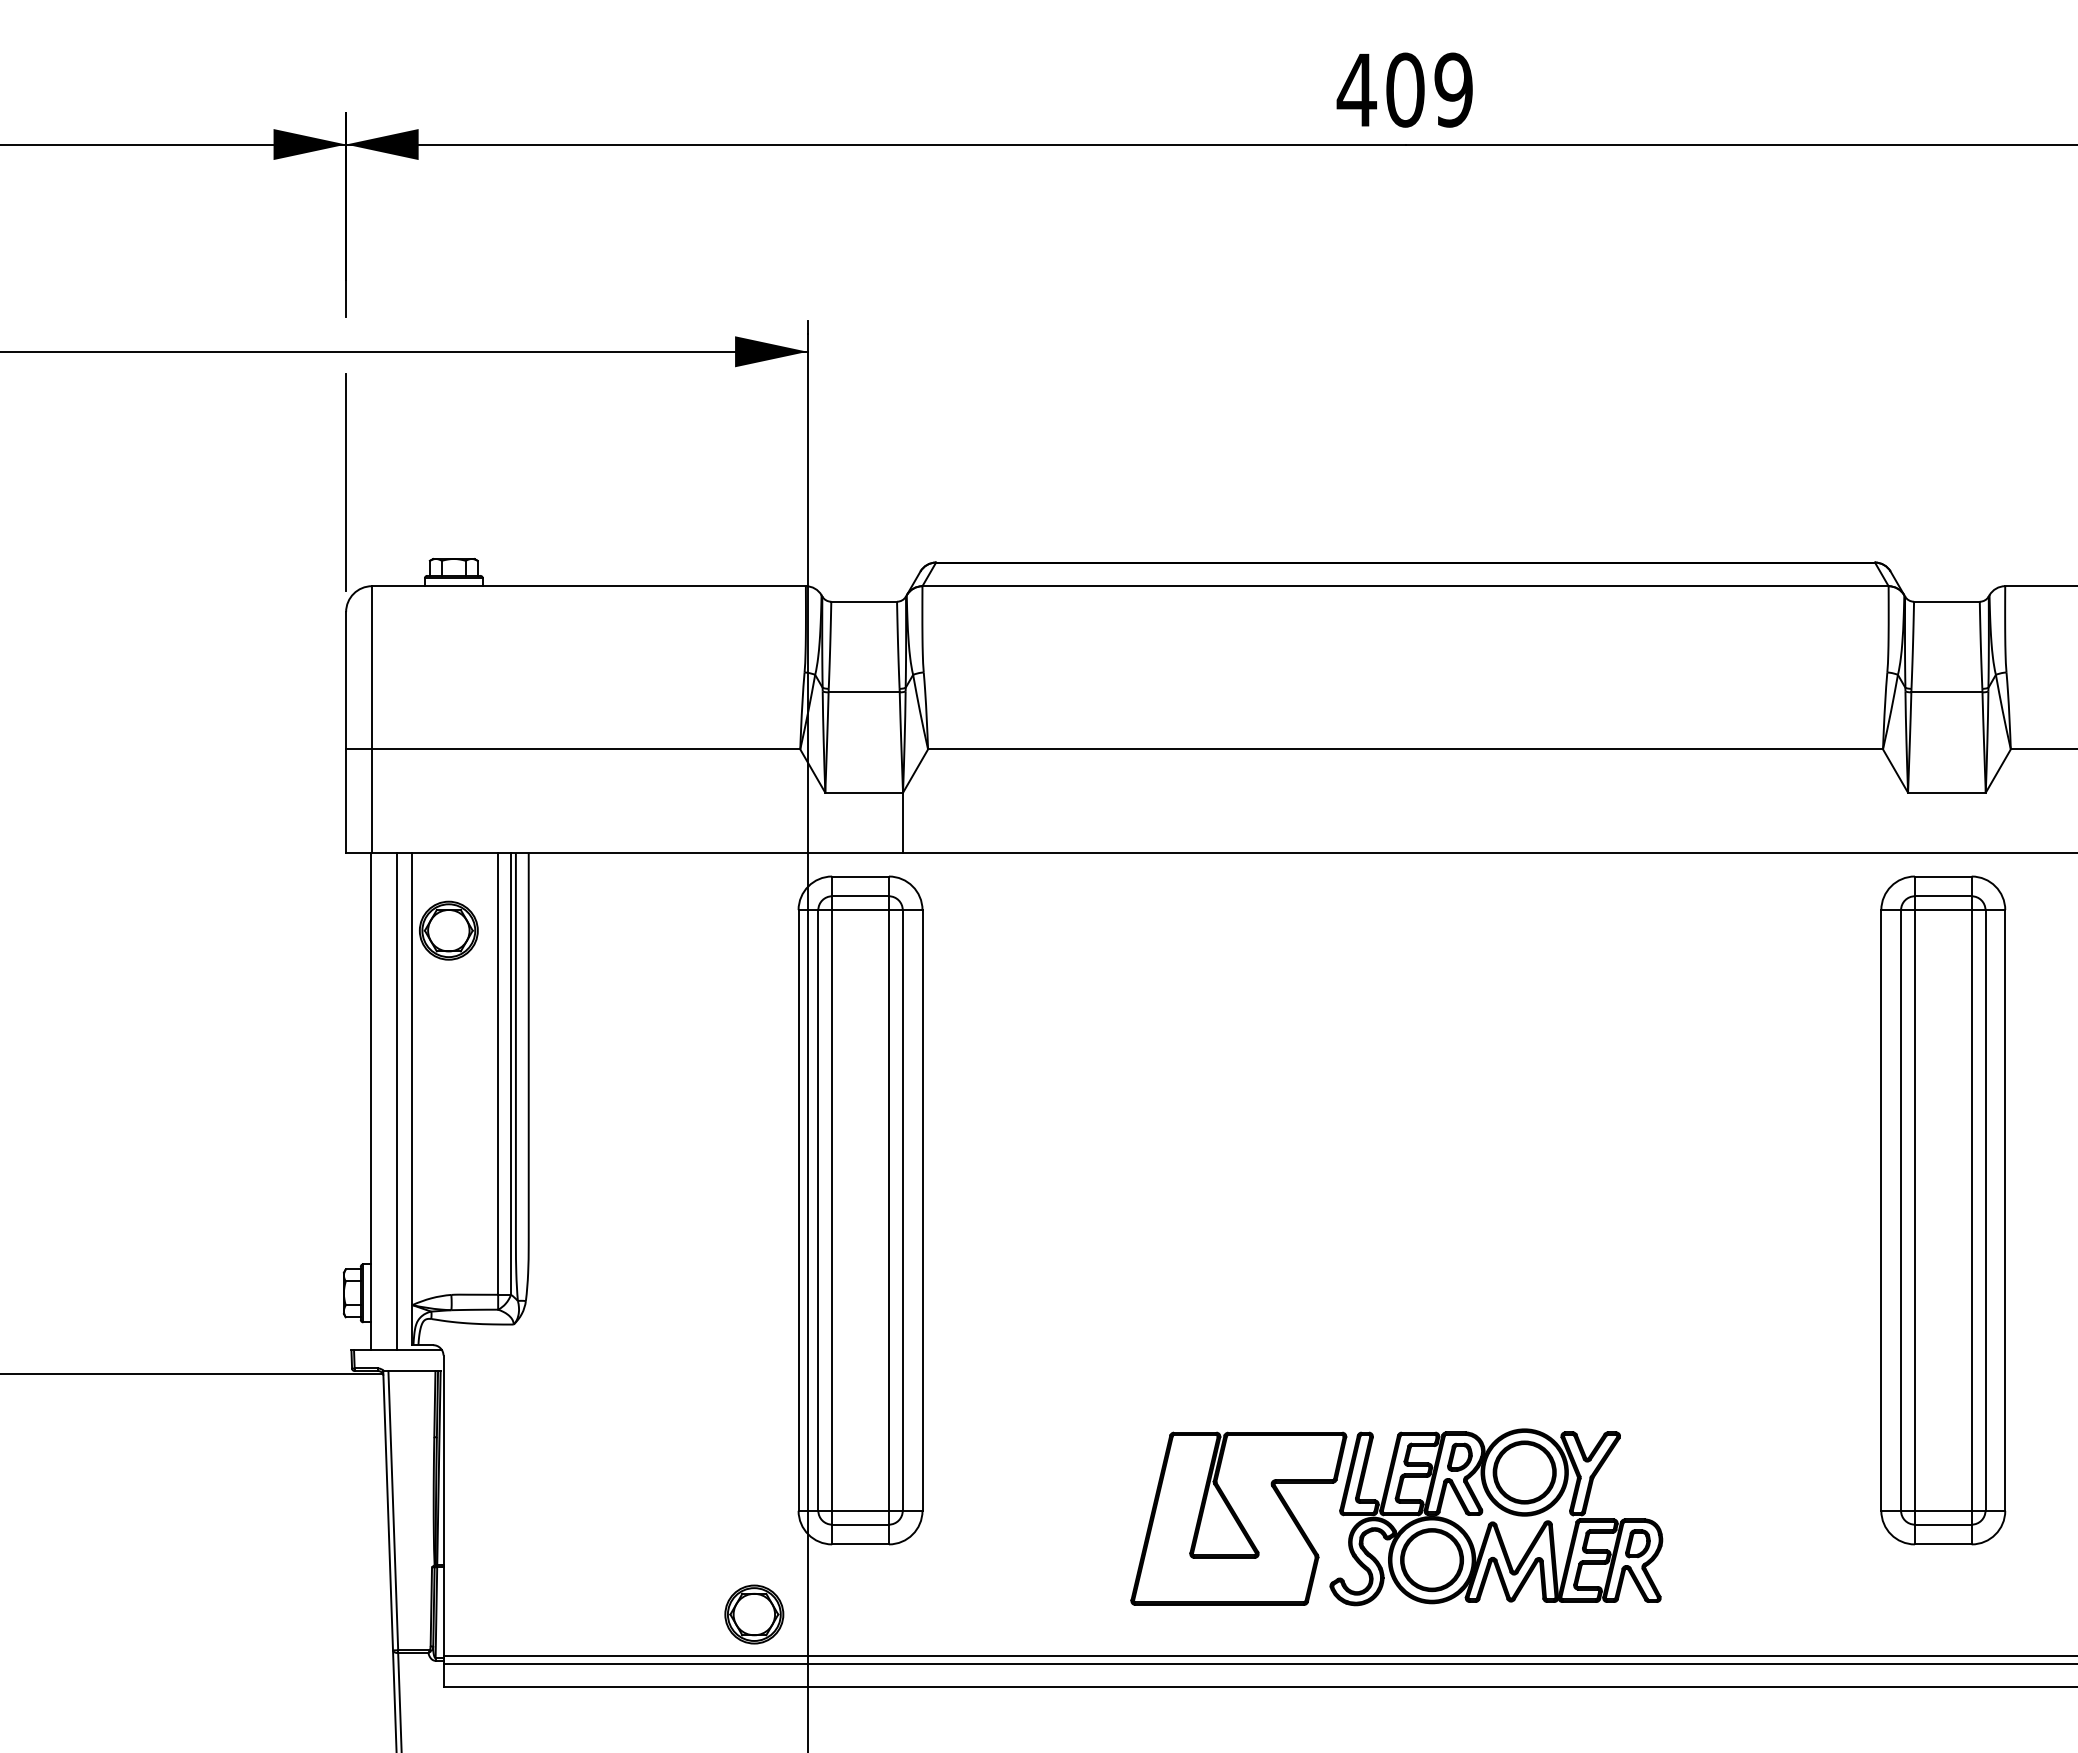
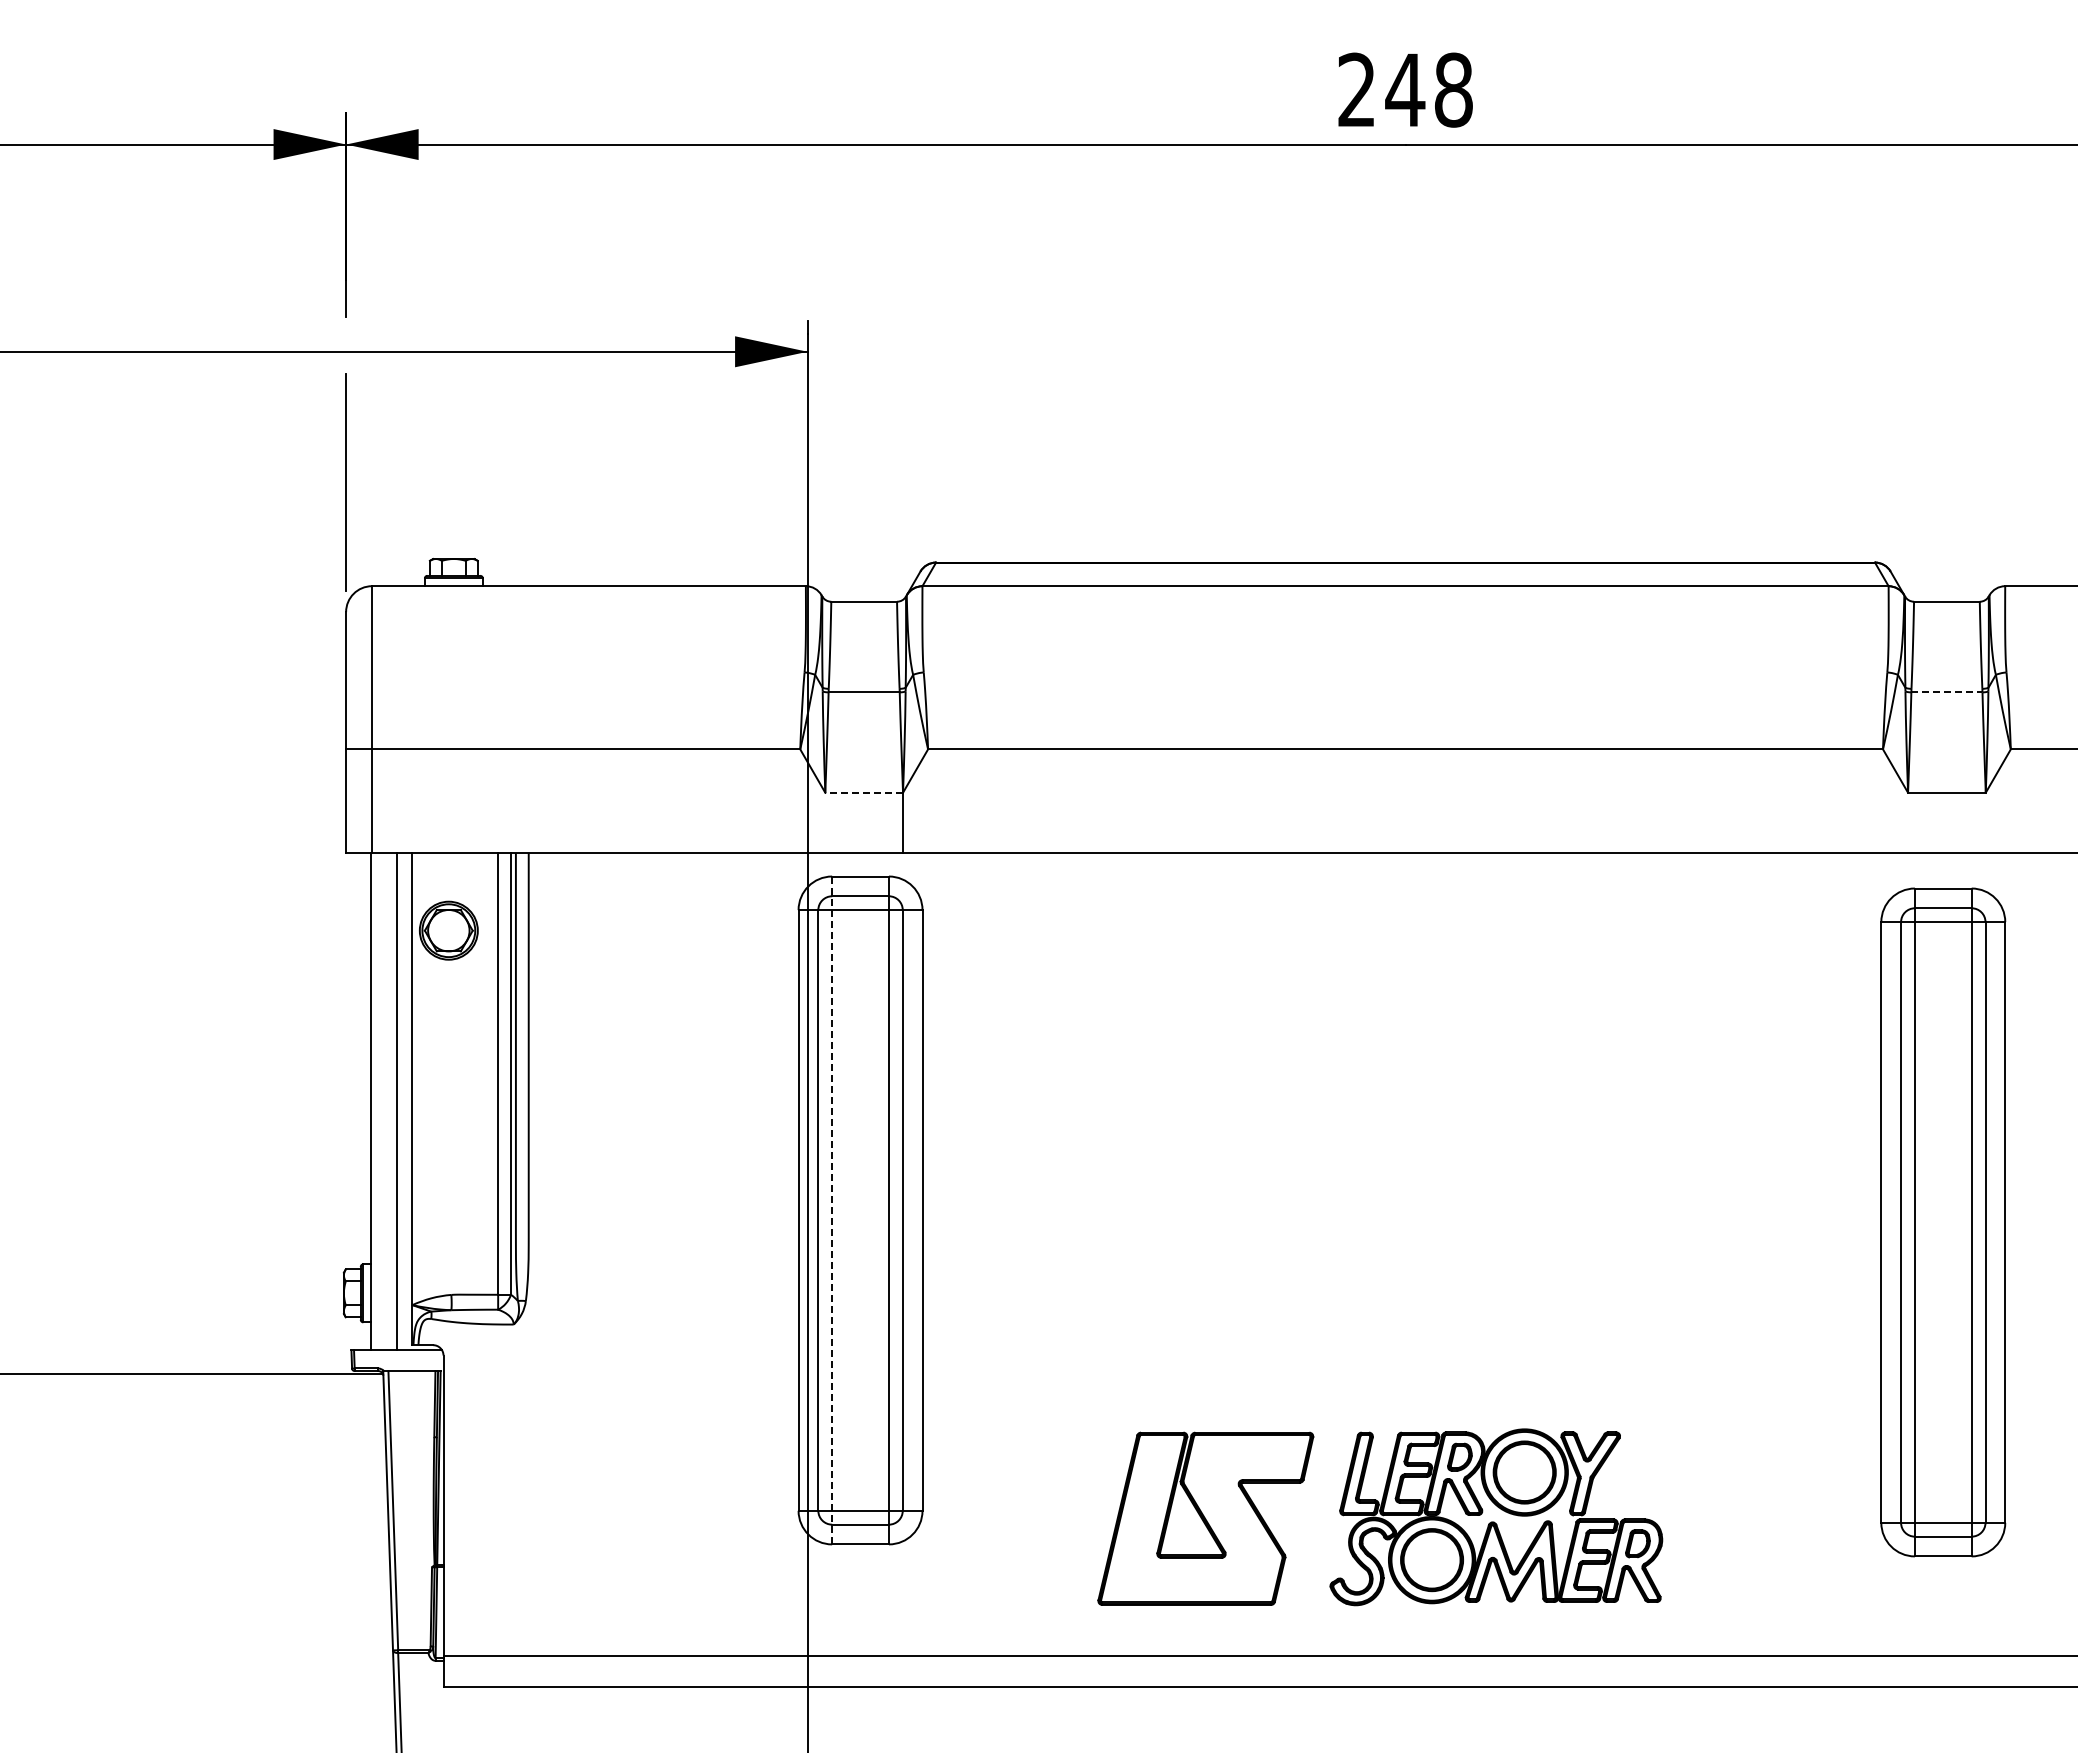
text: 409 -> 248 (1404, 89)
line: solid -> dashed (1946, 692)
line: solid -> dashed (864, 792)
line: solid -> dashed (832, 1210)
part position: (1943, 1210) -> (1943, 1222) (1943, 1222)
part position: (1238, 1518) -> (1205, 1518) (1205, 1518)
part: present -> none (754, 1614)
line: present -> none (1258, 1663)
